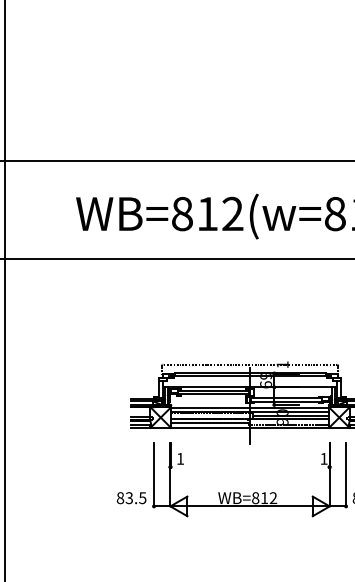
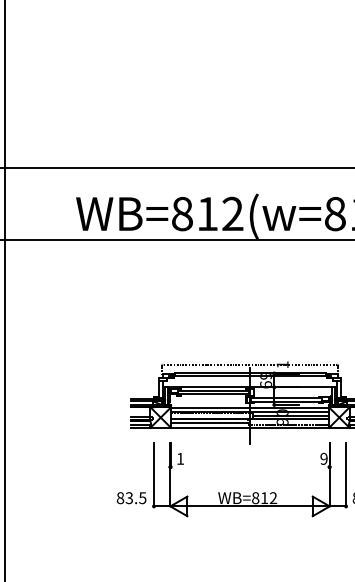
line position: (176, 161) -> (176, 168) (176, 168)
line position: (176, 259) -> (176, 240) (176, 240)
text: 1 -> 9 (323, 458)
